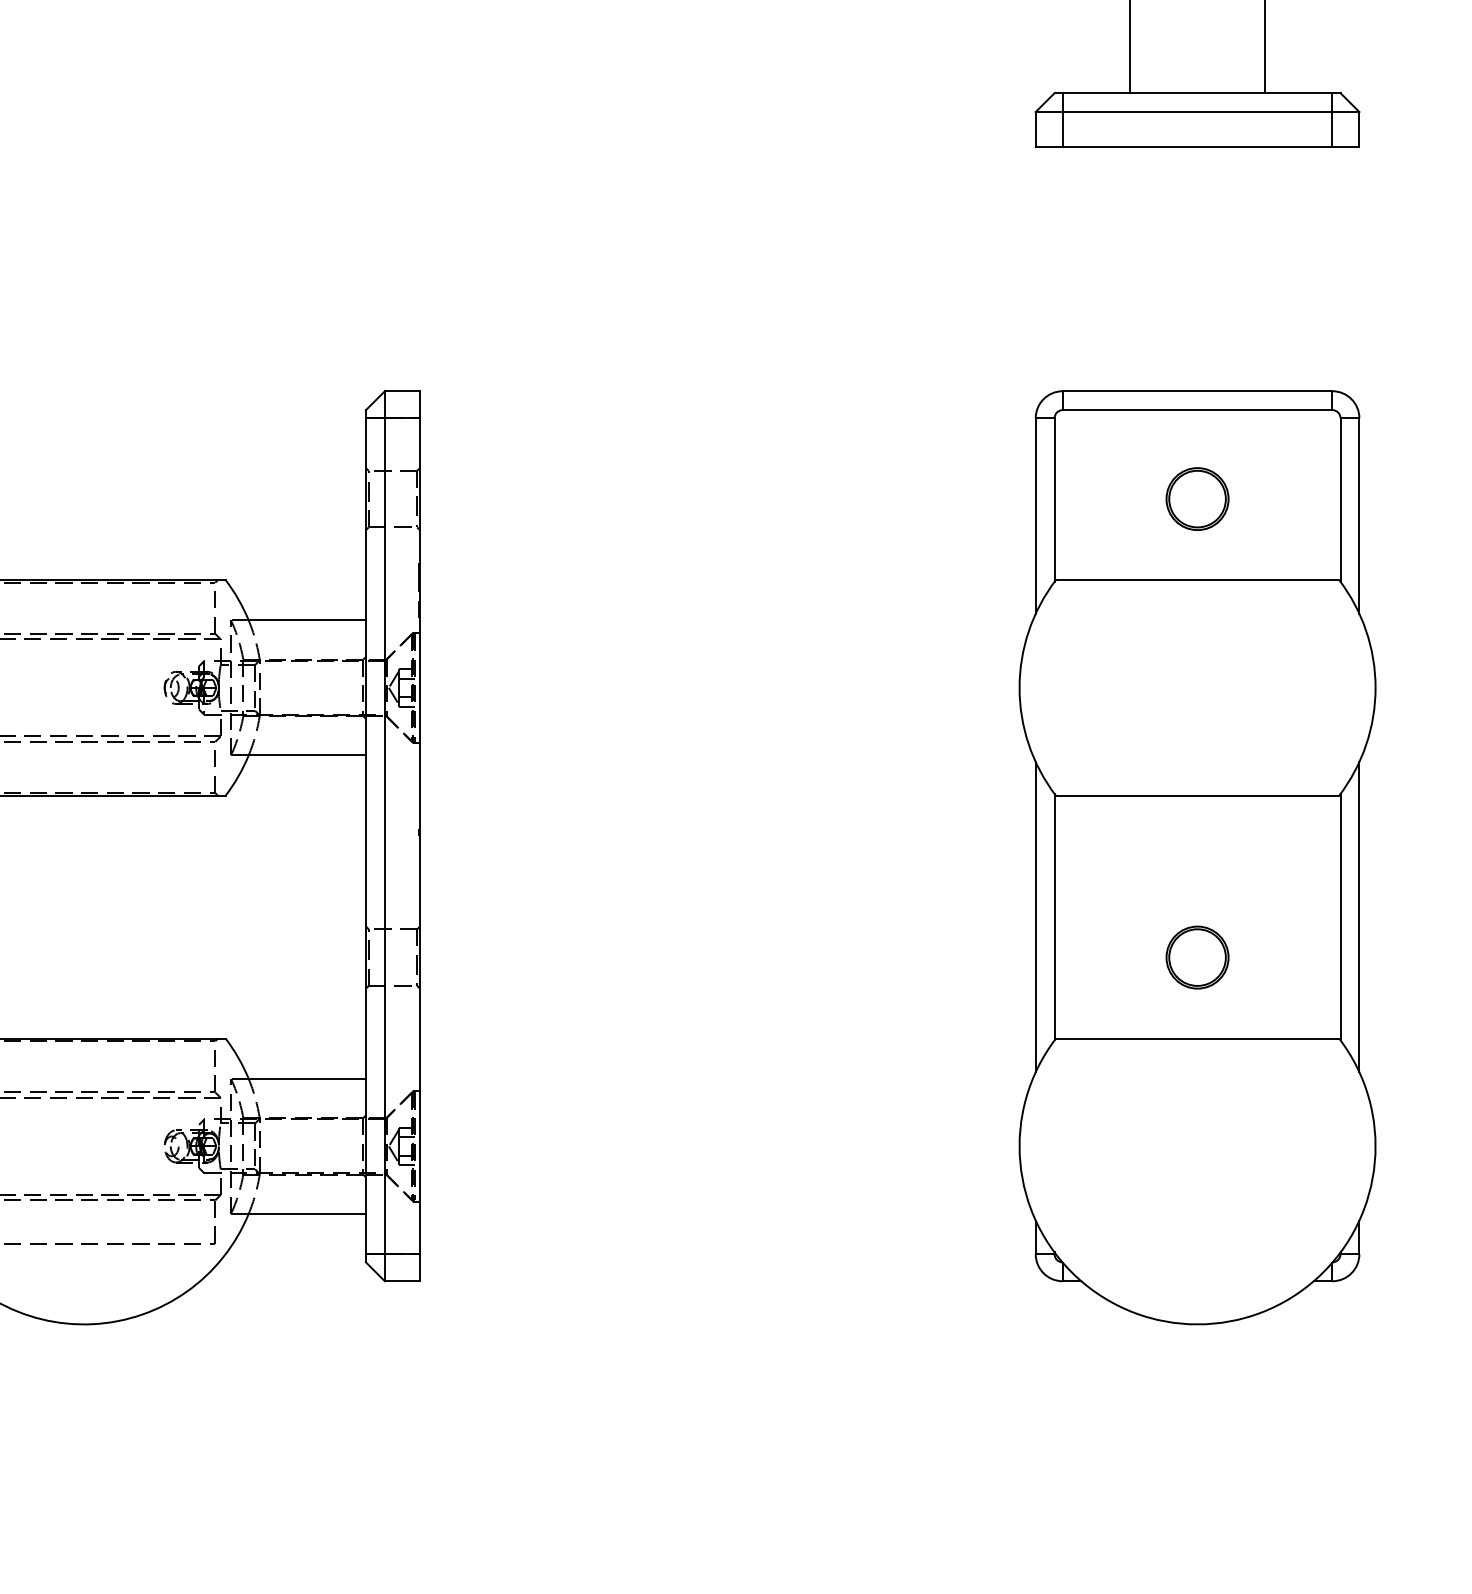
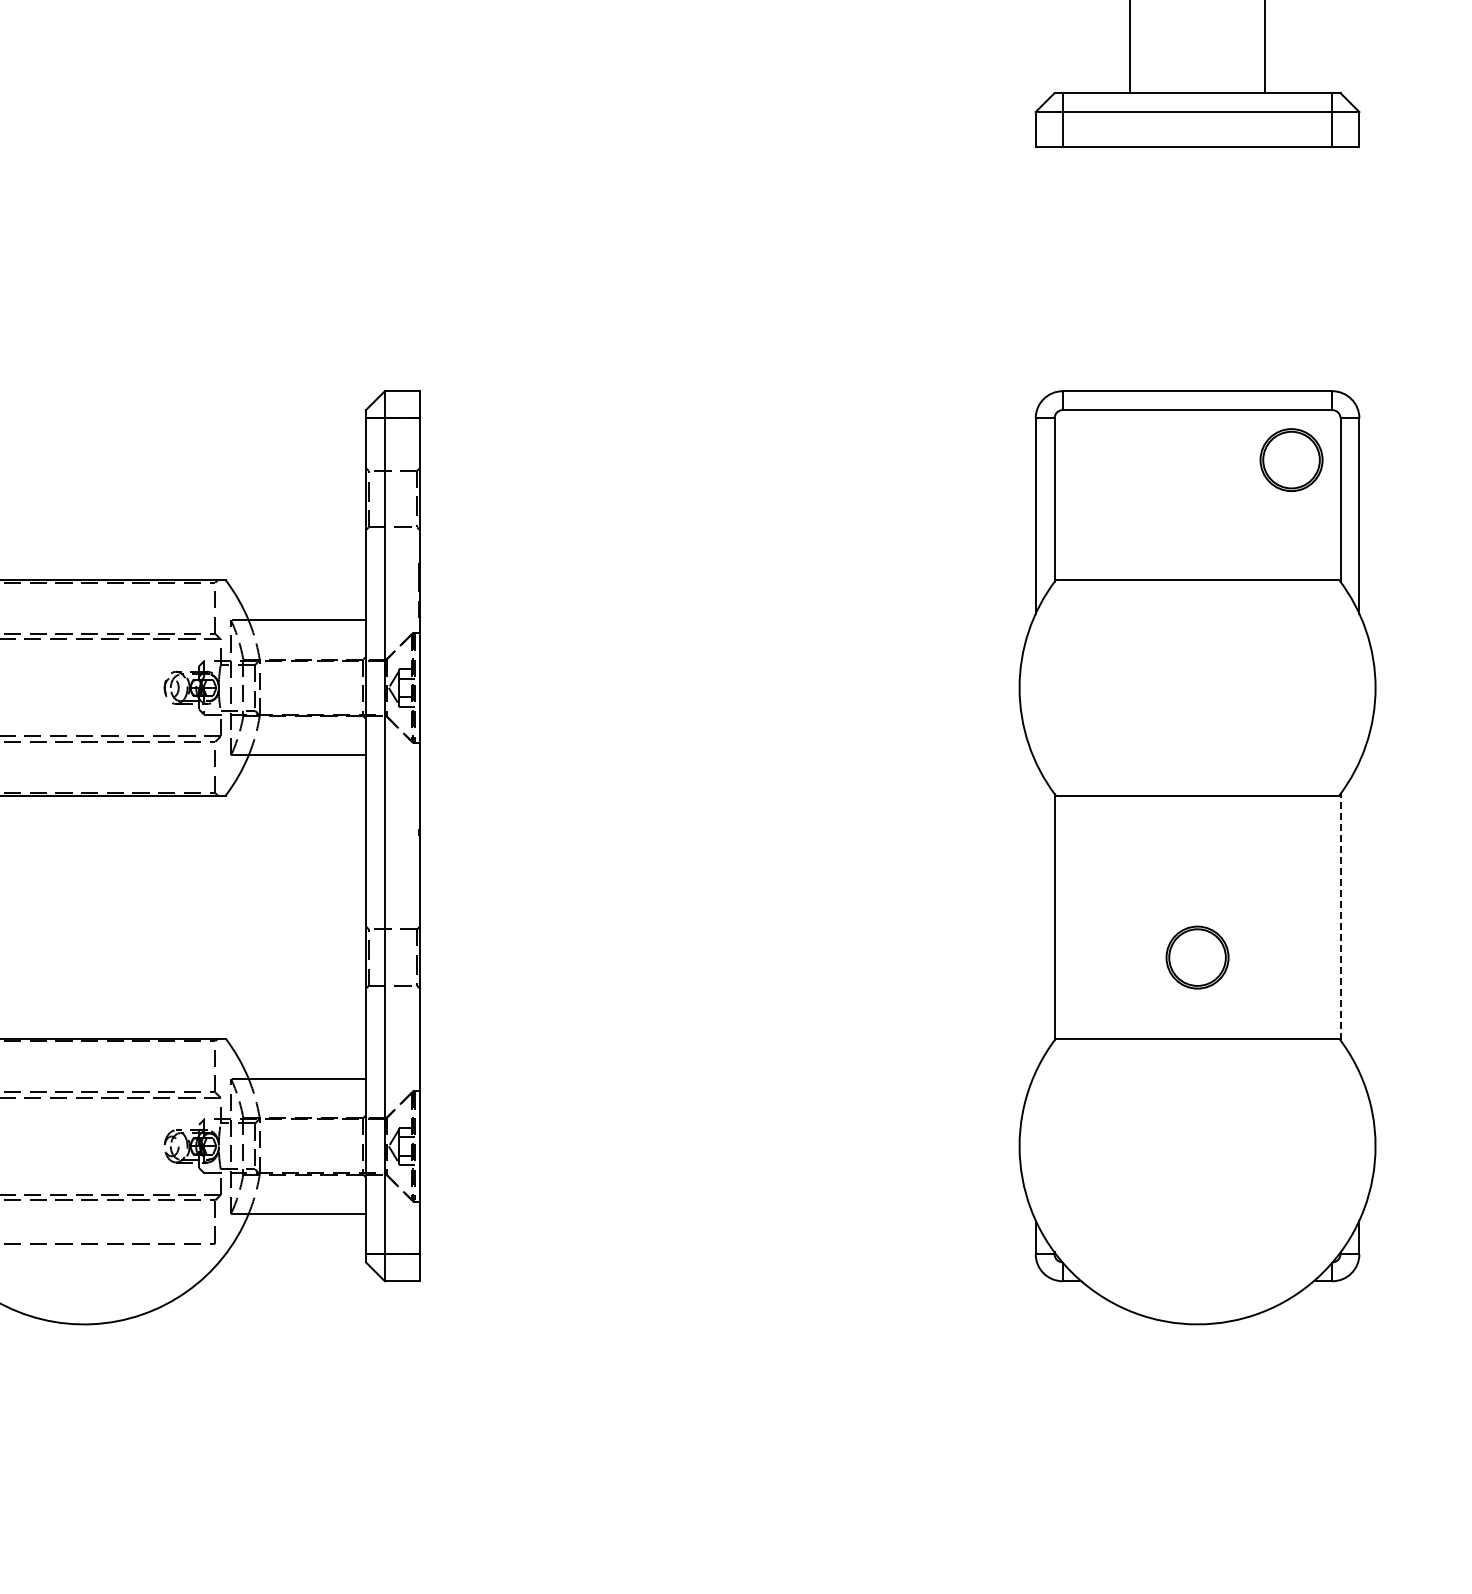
part position: (1197, 498) -> (1291, 459) (1291, 459)
line: solid -> dashed (1340, 916)
line: present -> none (1035, 917)
line: present -> none (1359, 917)
